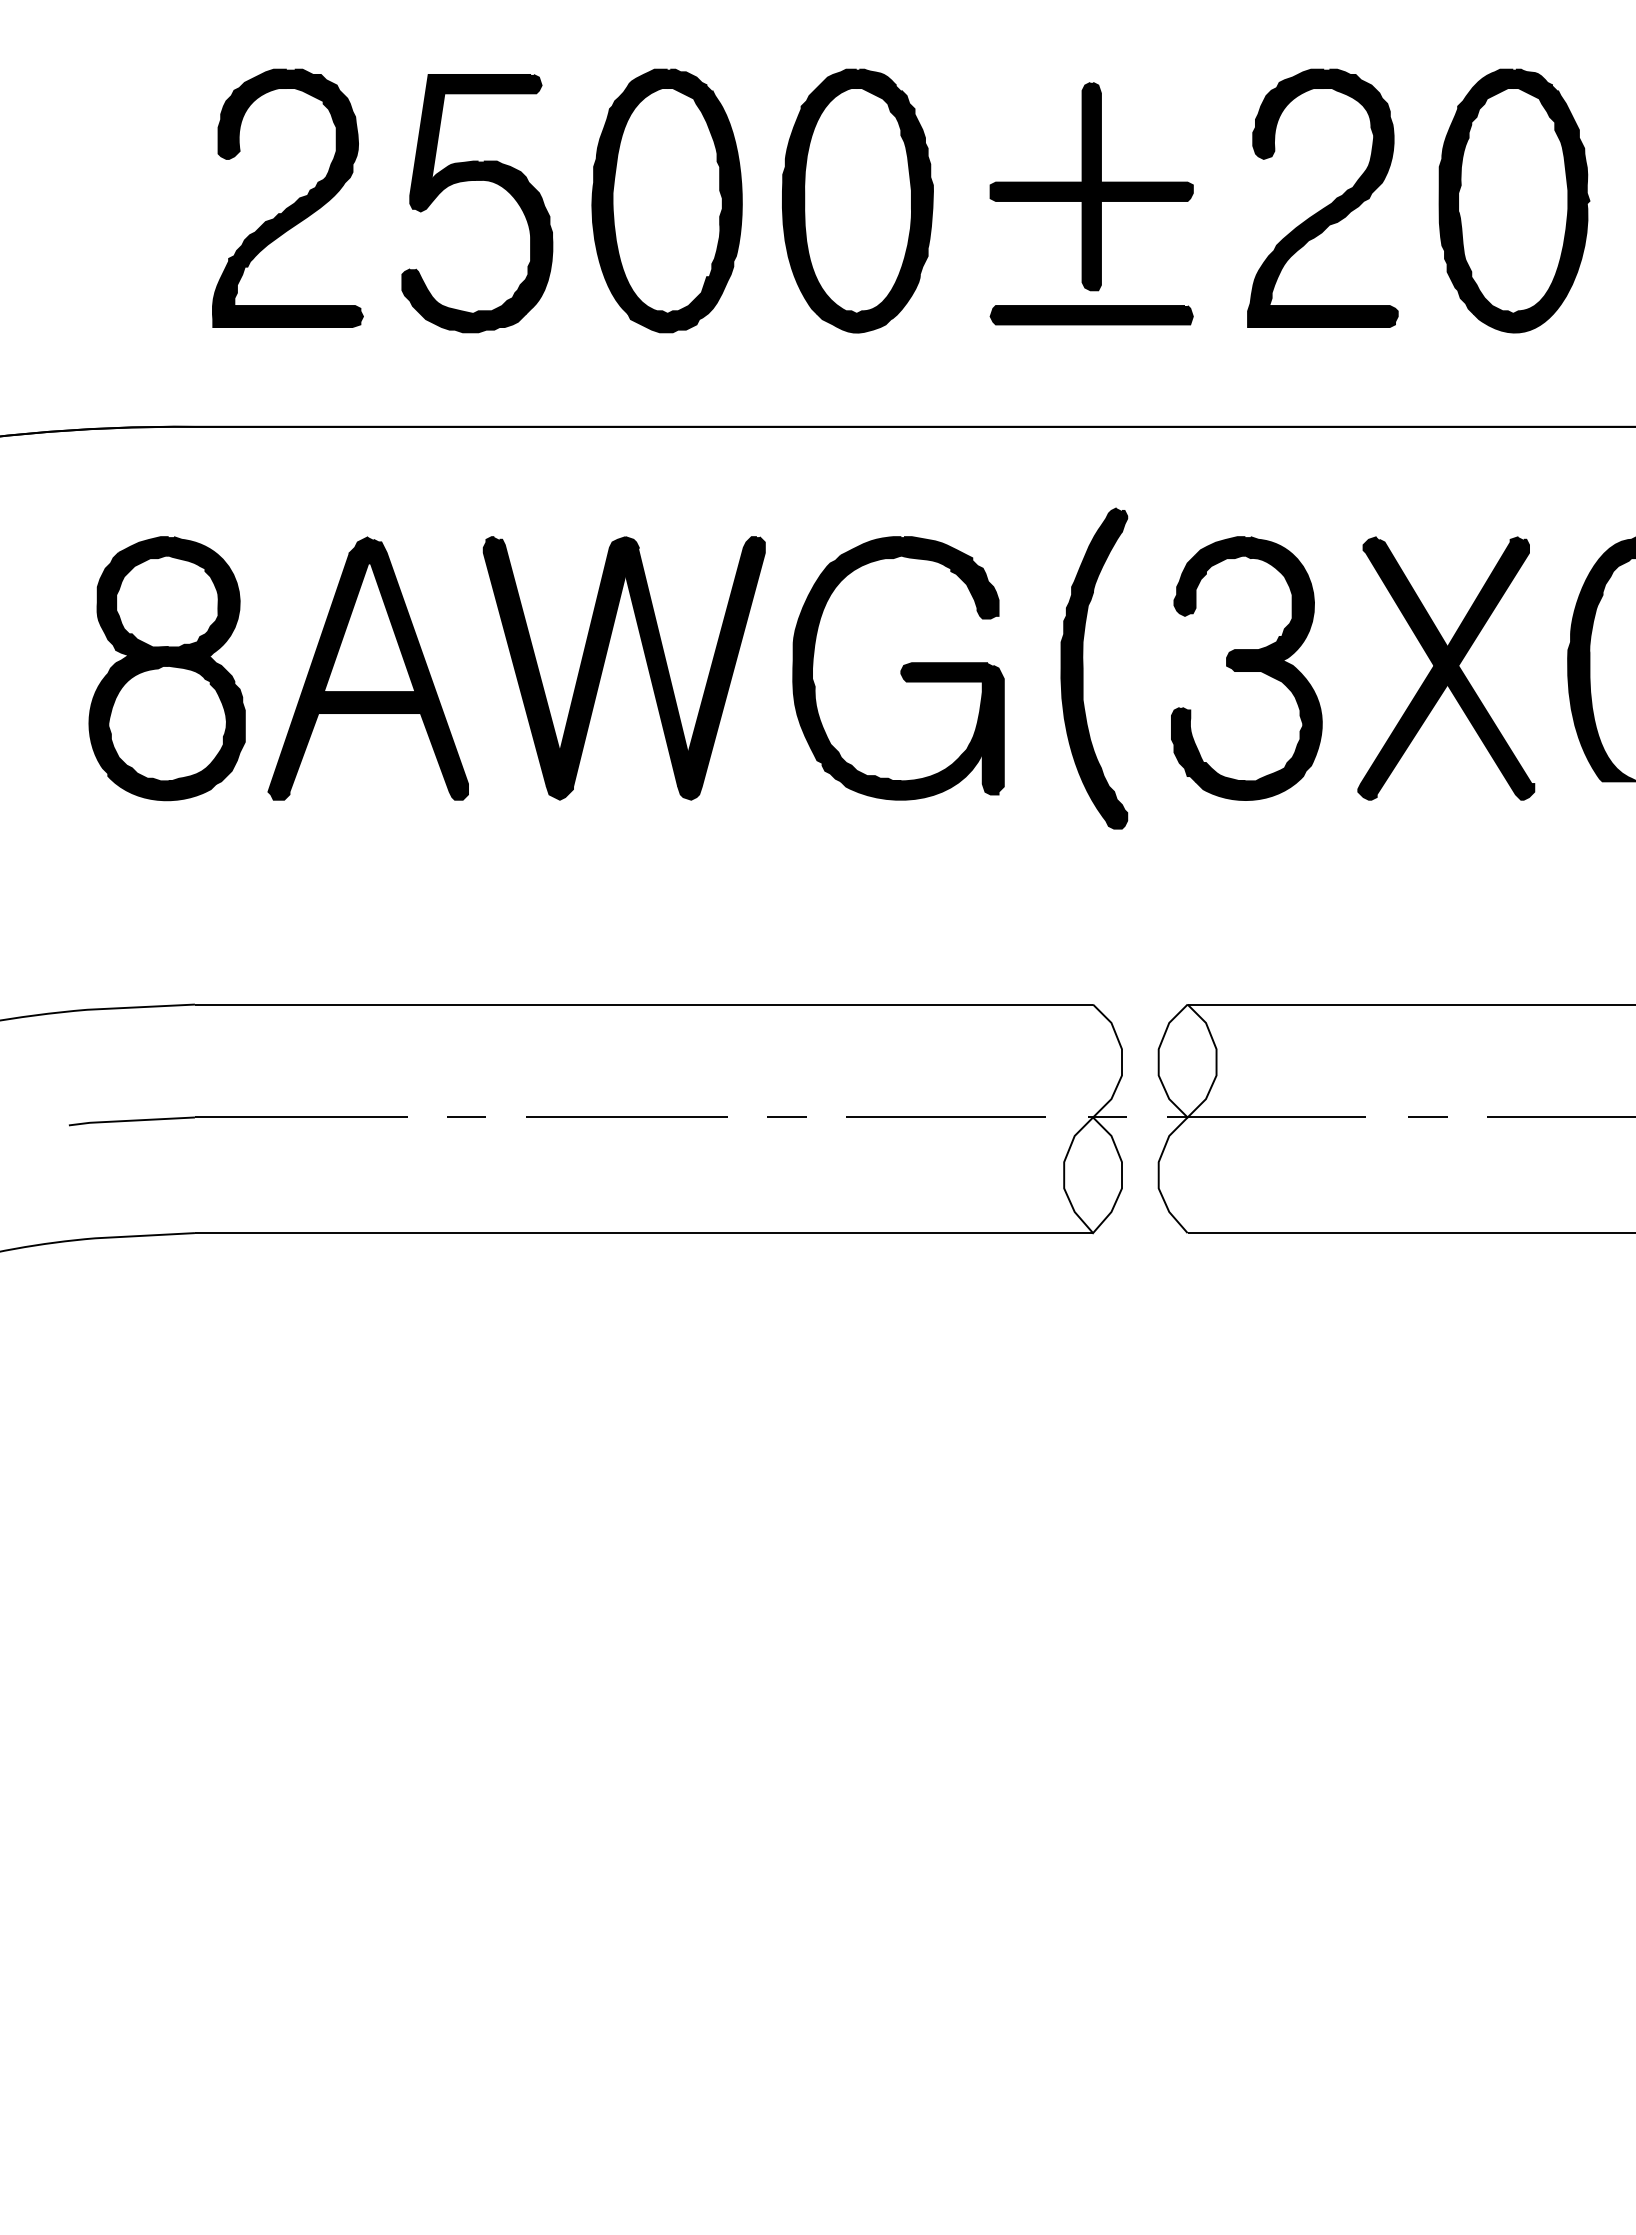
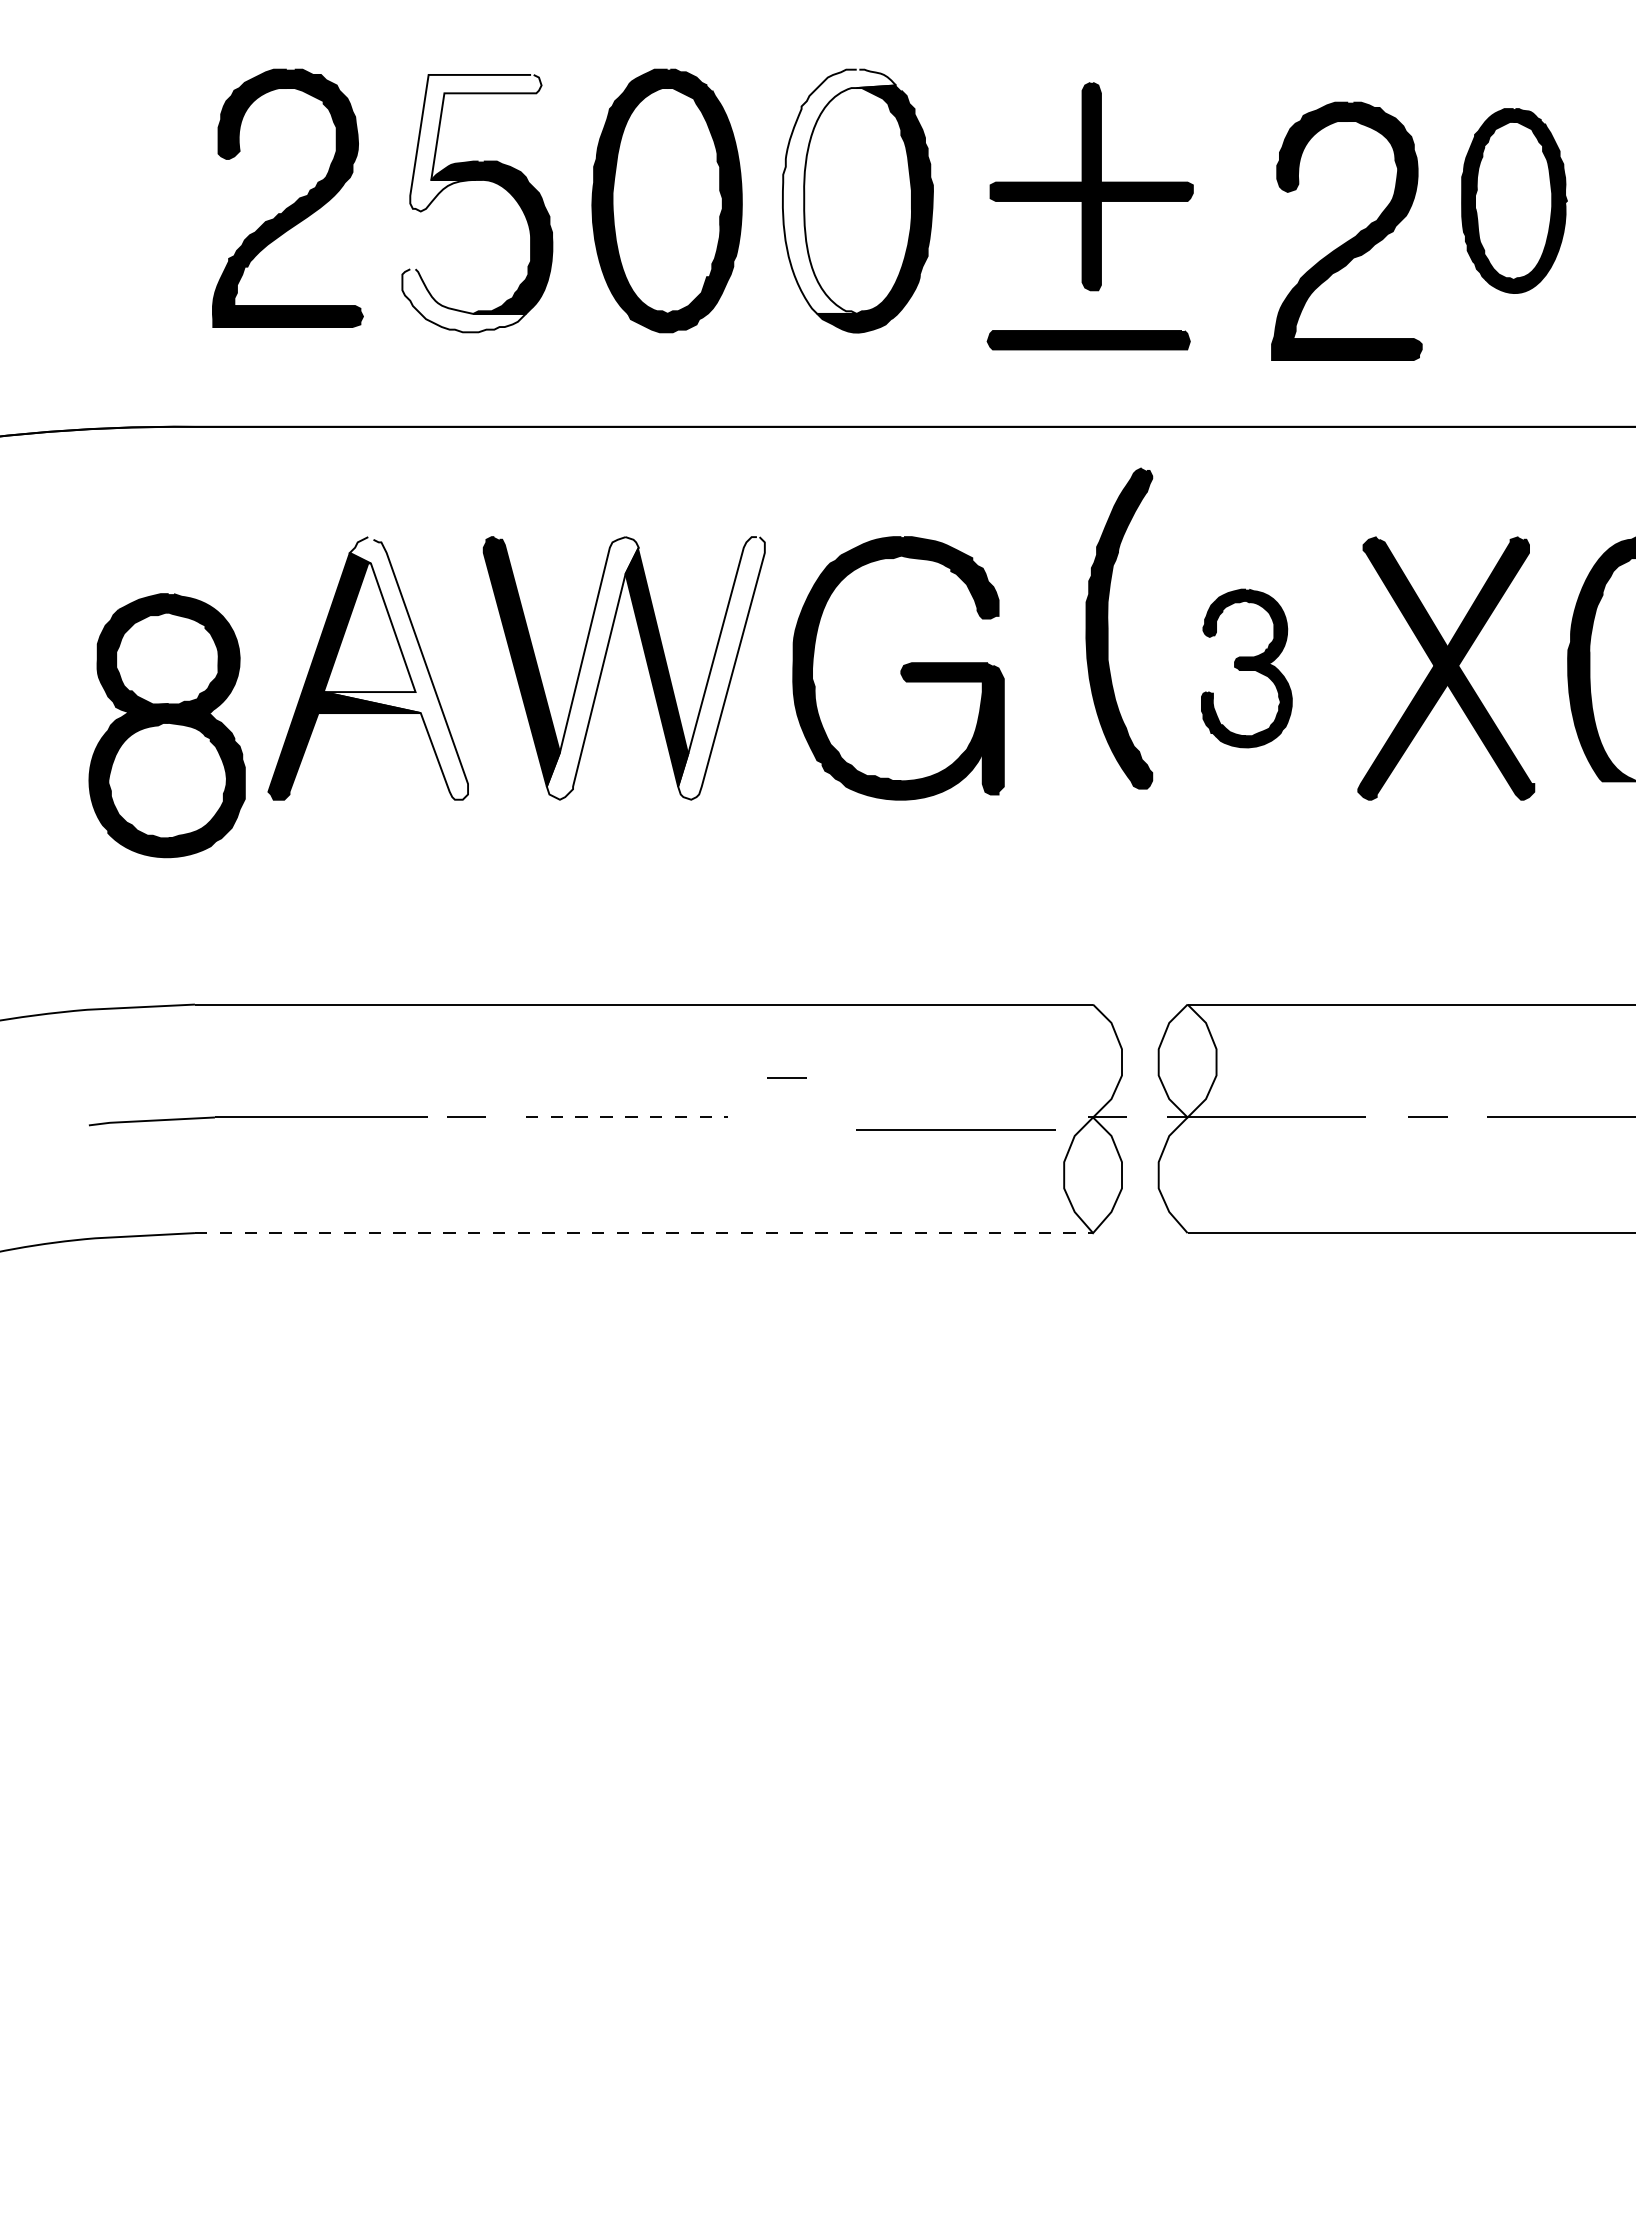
fill: present -> none (475, 142)
fill: present -> none (839, 191)
part size: 153x266 px -> 107x186 px (1514, 200)
part position: (1328, 204) -> (1352, 237) (1352, 237)
fill: present -> none (463, 300)
part position: (1091, 315) -> (1088, 340) (1088, 340)
part position: (166, 668) -> (166, 725) (166, 725)
fill: present -> none (395, 668)
fill: present -> none (592, 668)
fill: present -> none (721, 668)
part position: (1083, 668) -> (1108, 628) (1108, 628)
part size: 152x265 px -> 92x161 px (1246, 668)
line position: (786, 1116) -> (786, 1077) (786, 1077)
line position: (945, 1116) -> (955, 1129) (955, 1129)
line: solid -> dashed (627, 1117)
part position: (238, 1121) -> (258, 1121) (258, 1121)
line: solid -> dashed (644, 1233)
